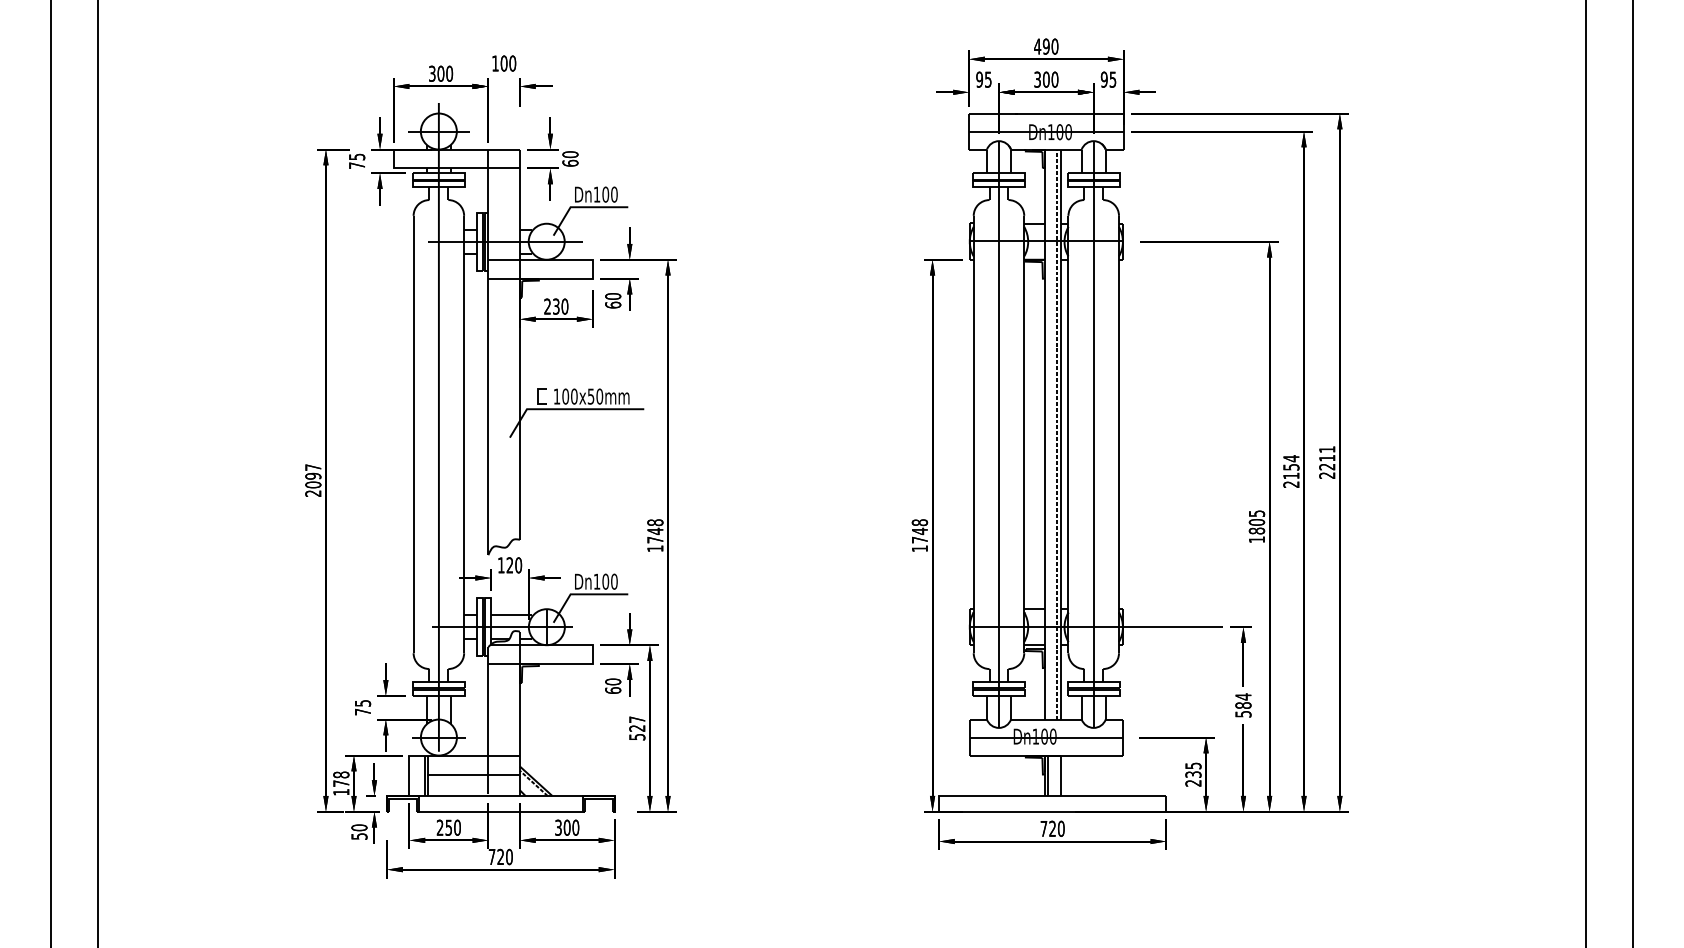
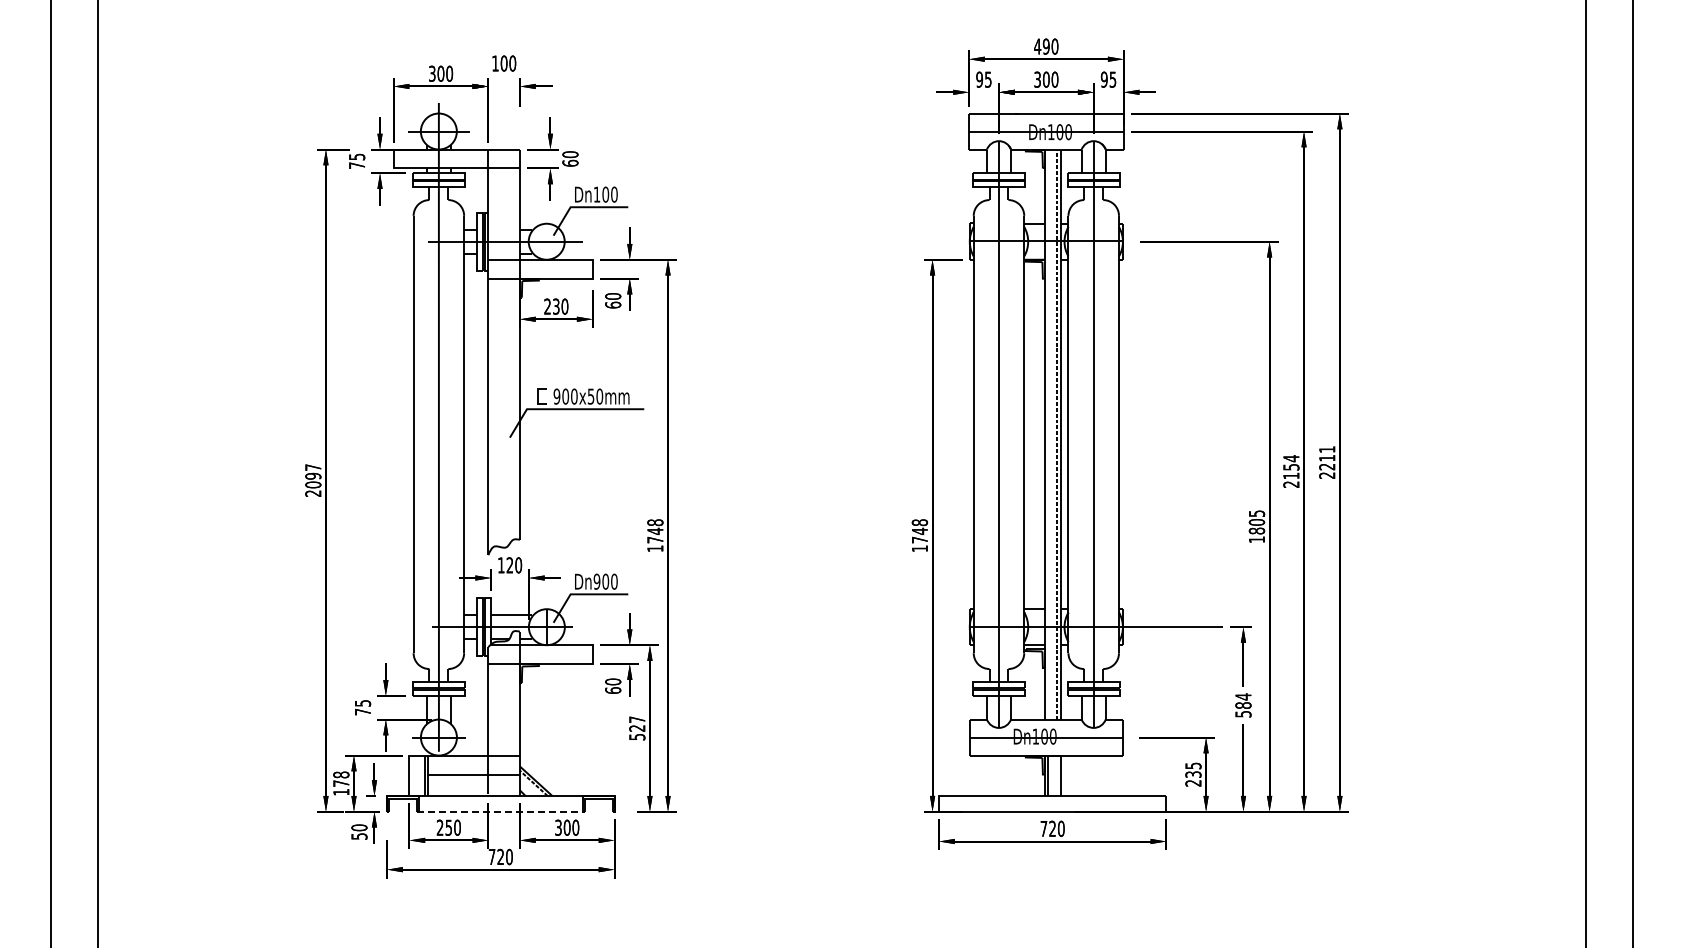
text: 100x50mm -> 900x50mm (556, 396)
text: Dn100 -> Dn900 (596, 581)
line: solid -> dashed (501, 811)
